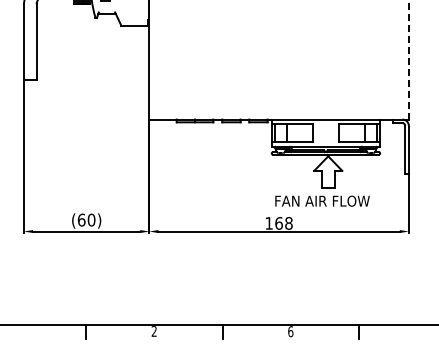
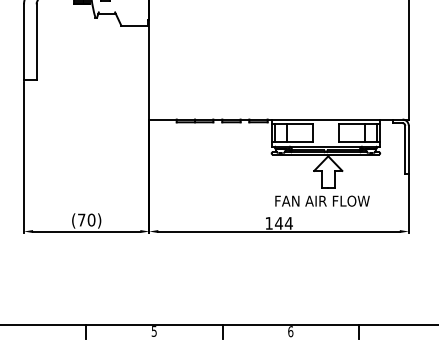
line: dashed -> solid (408, 59)
text: (60) -> (70) (81, 219)
text: 168 -> 144 (283, 223)
text: 2 -> 5 (153, 331)
